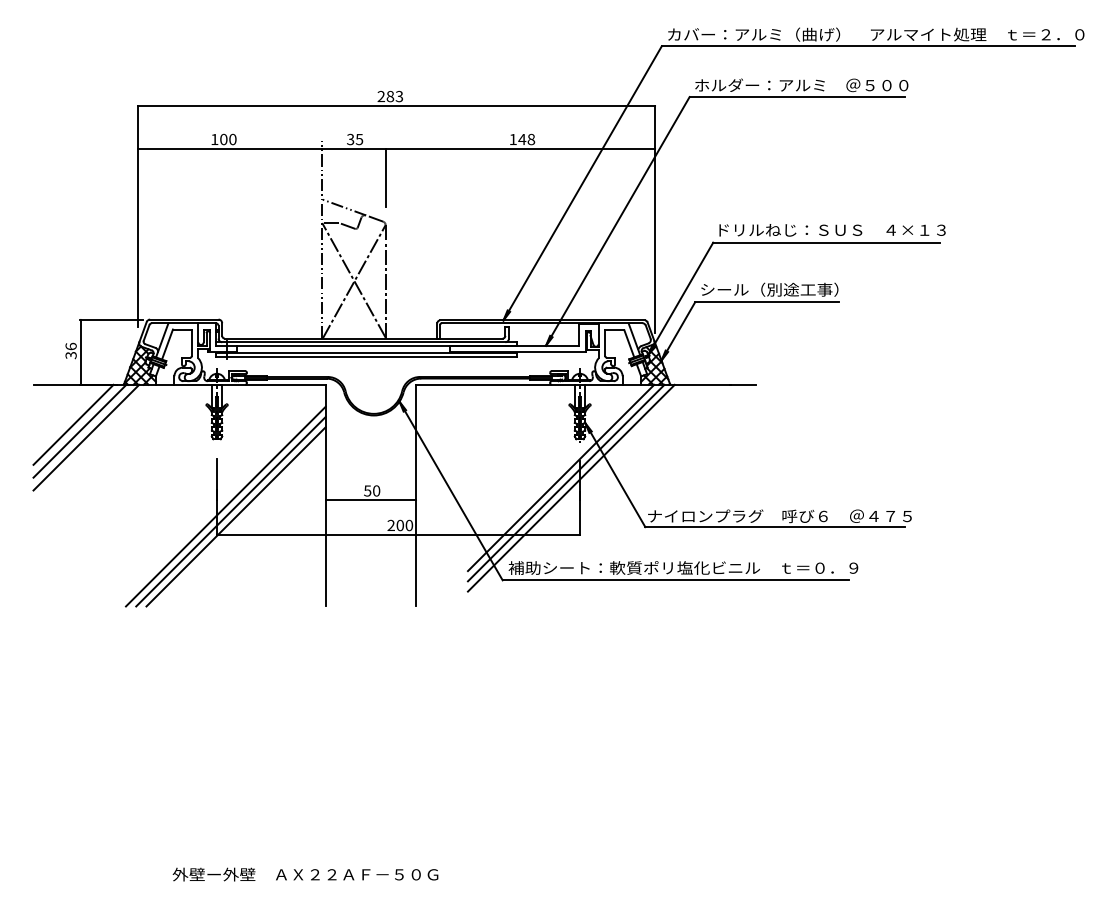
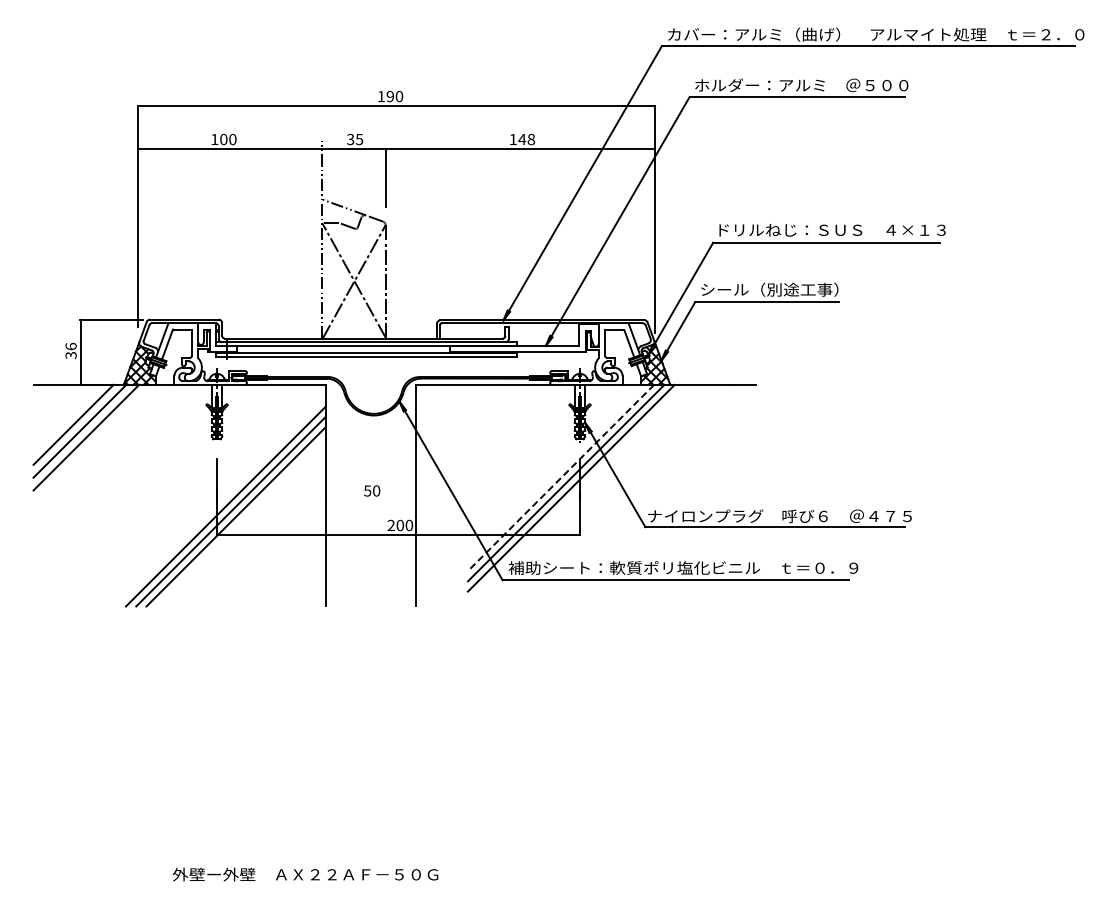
text: 283 -> 190 (390, 96)
line: solid -> dashed (561, 477)
line: present -> none (370, 500)
